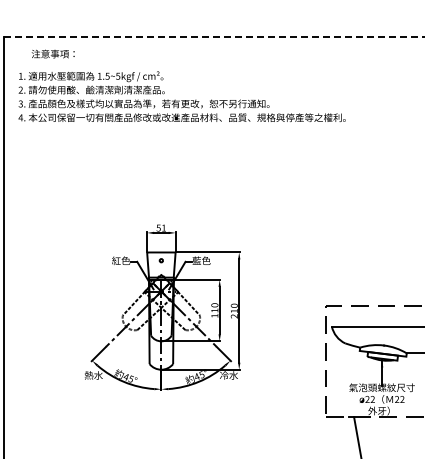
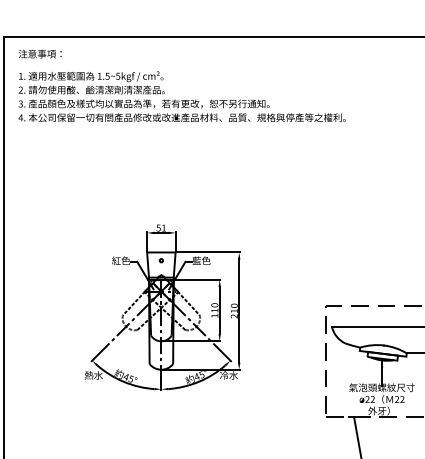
line: dashed -> solid (215, 36)
text position: (52, 53) -> (39, 53) (39, 53)
